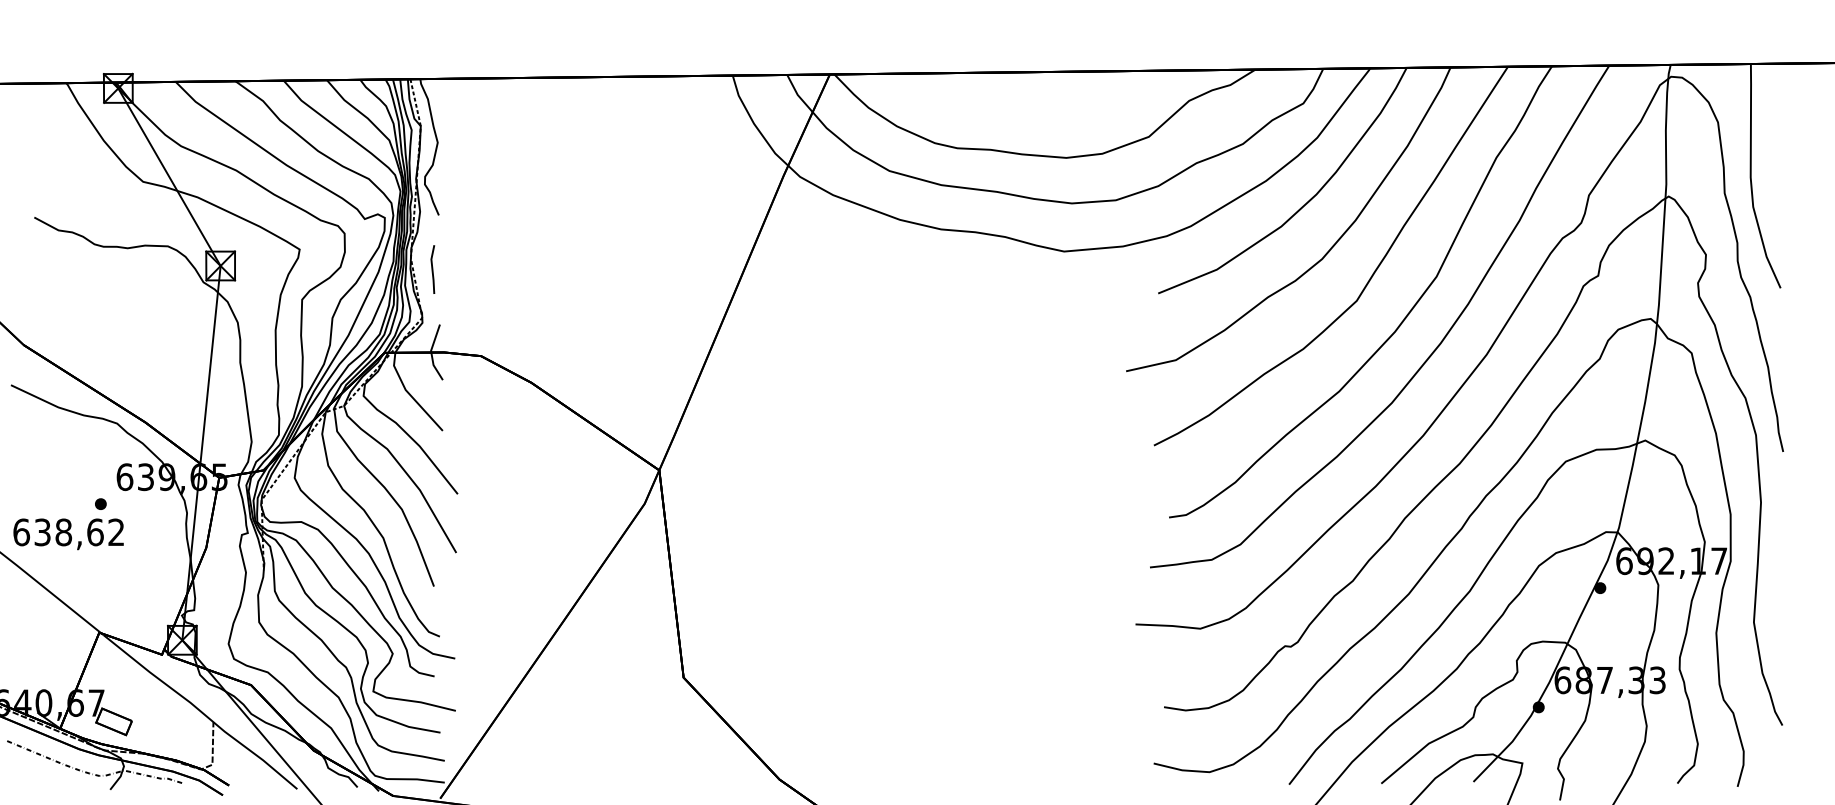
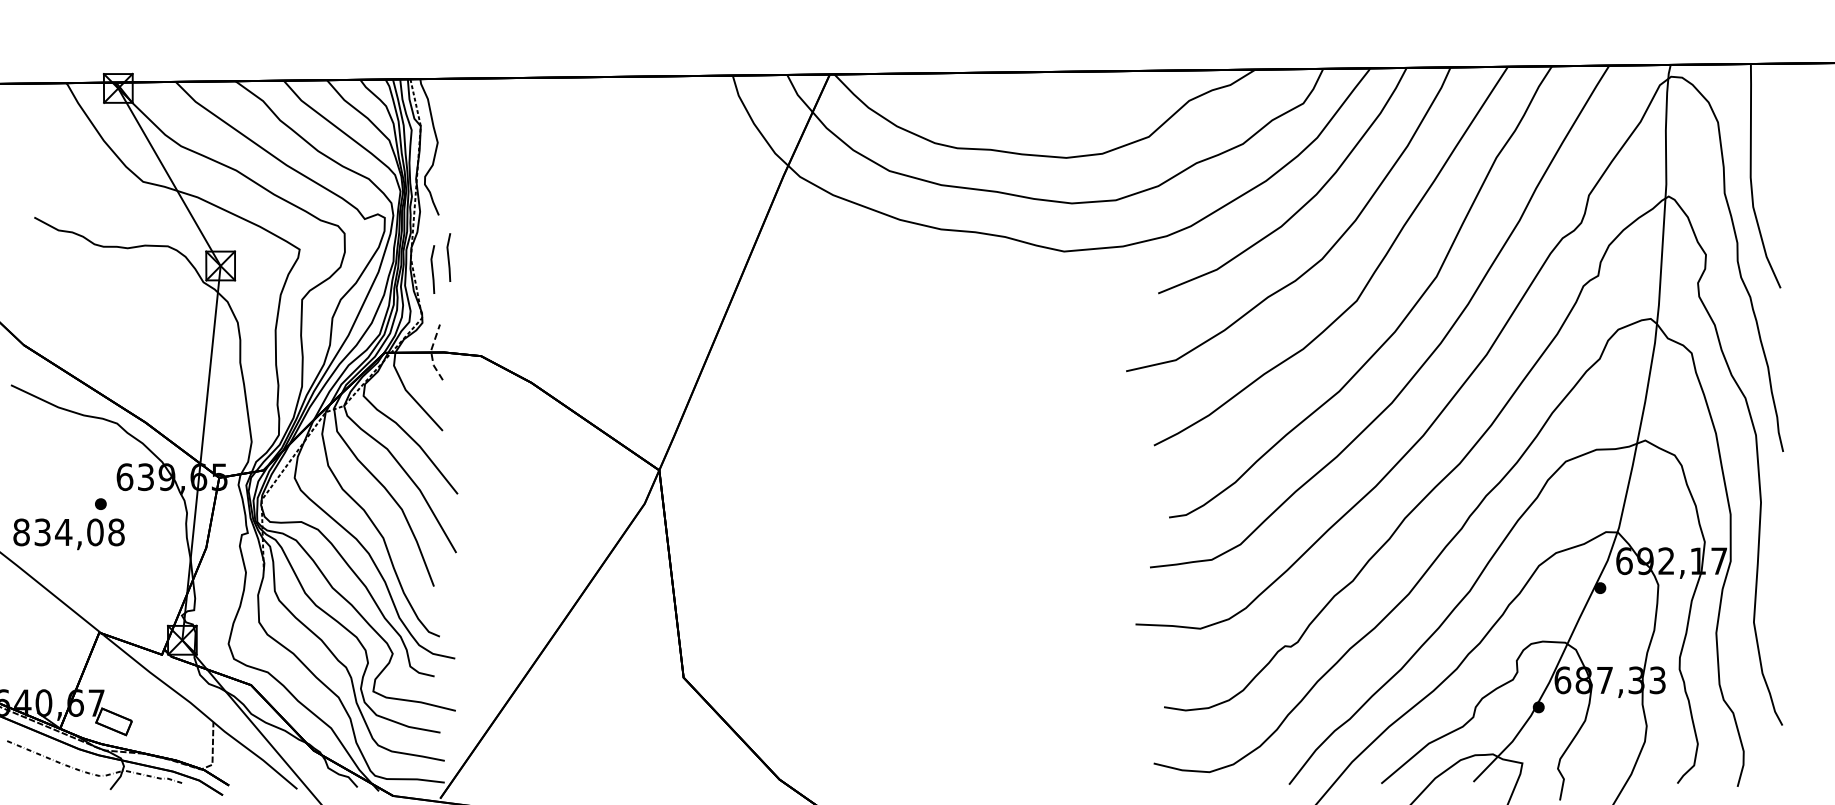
line: none -> present (448, 257)
line: solid -> dashed (431, 352)
text: 638,62 -> 834,08 (68, 532)
